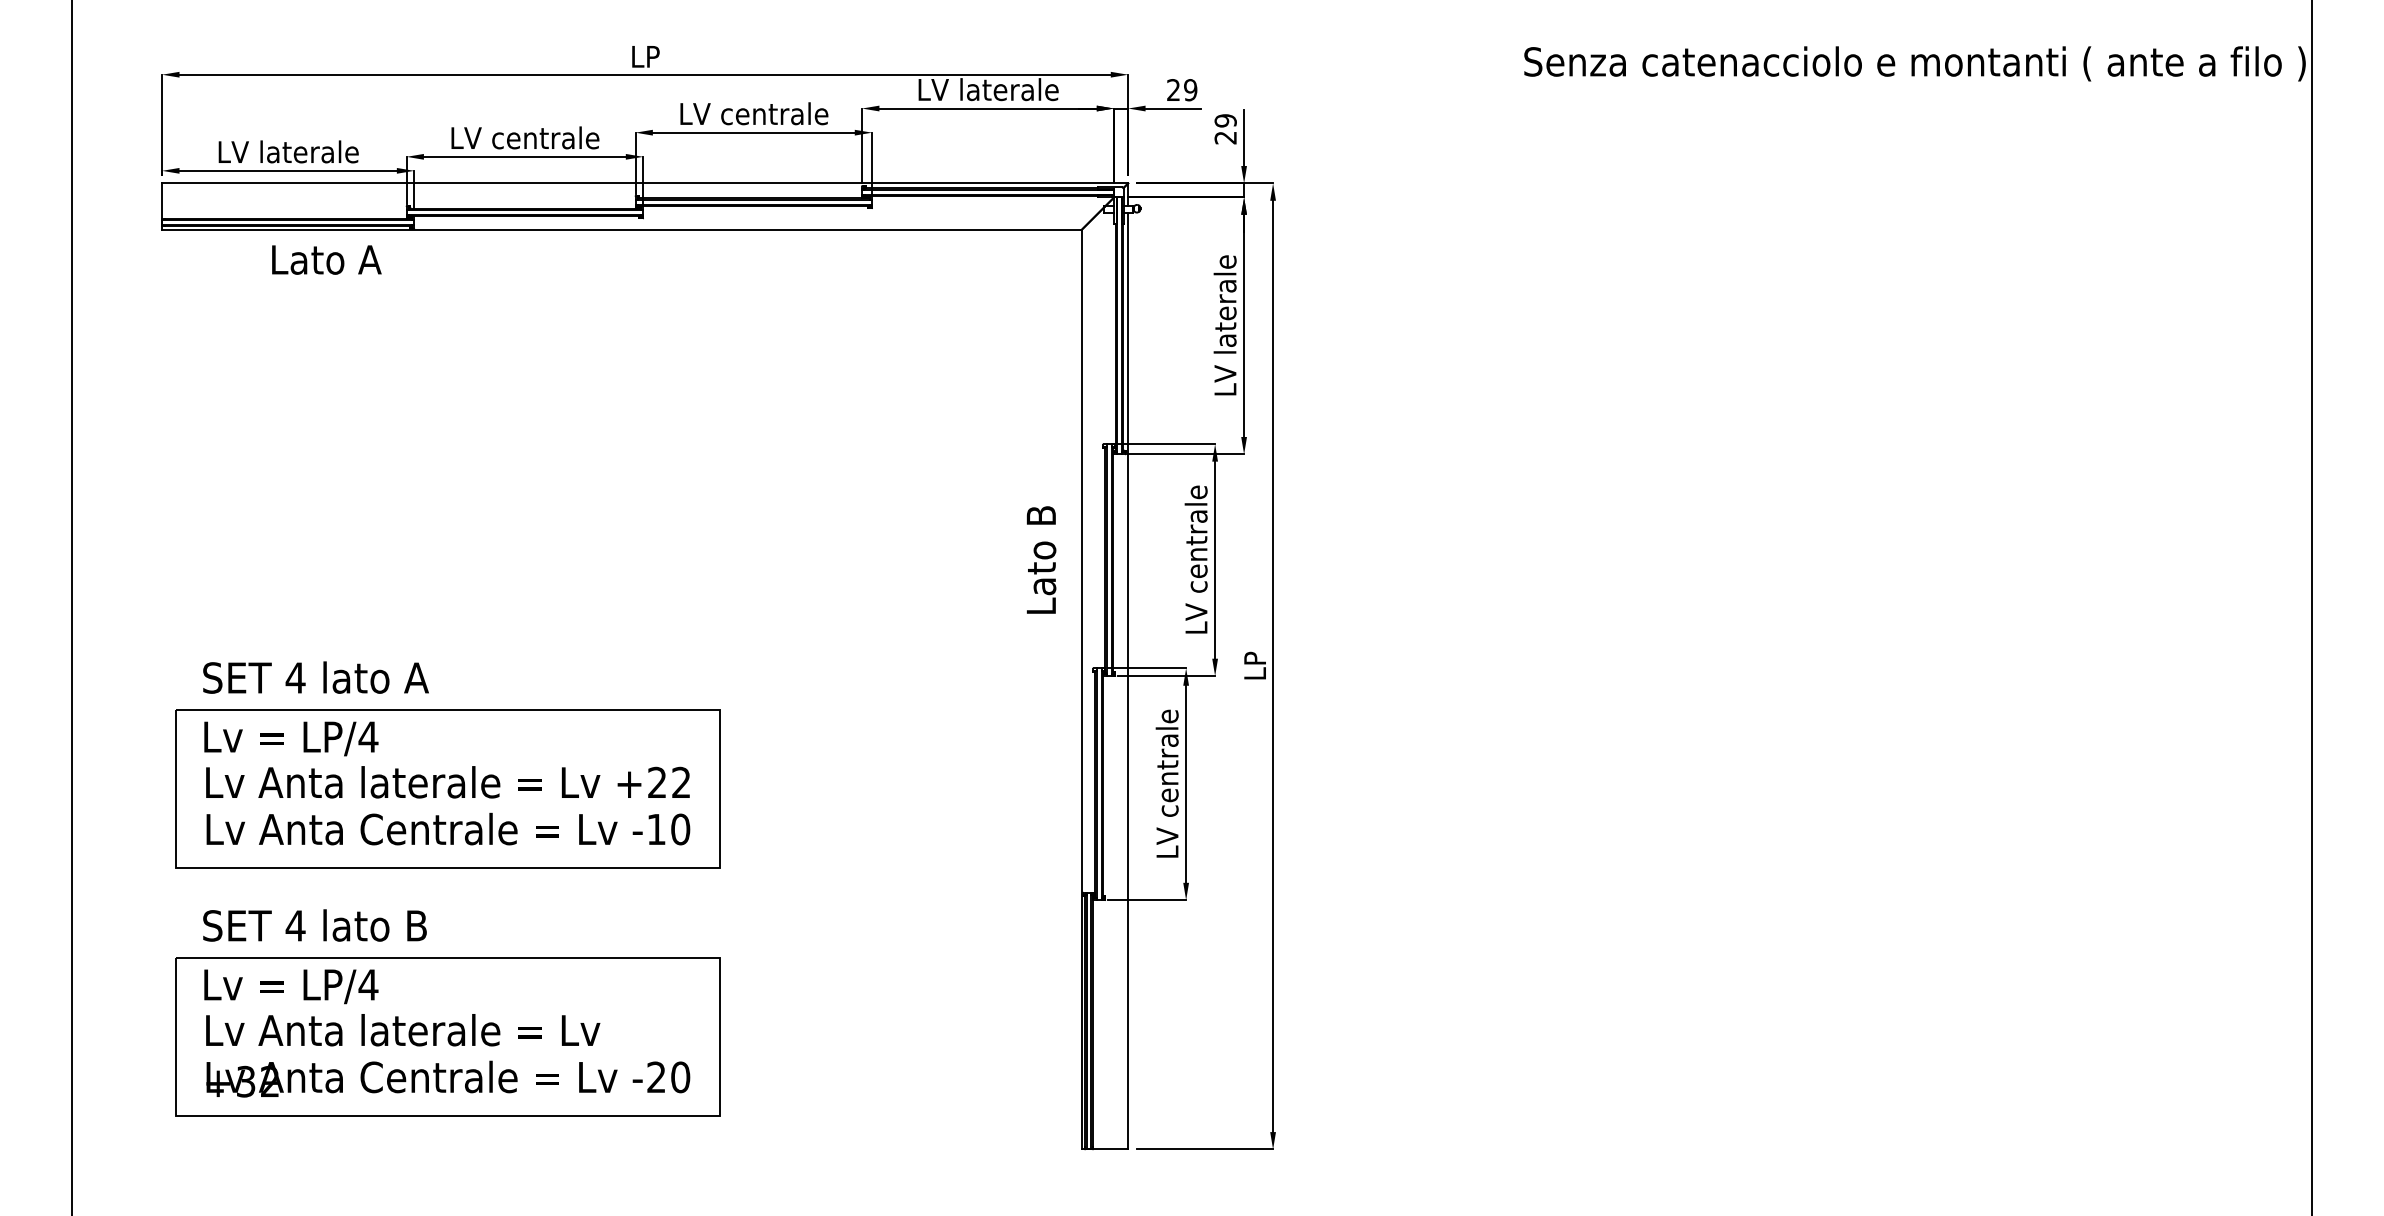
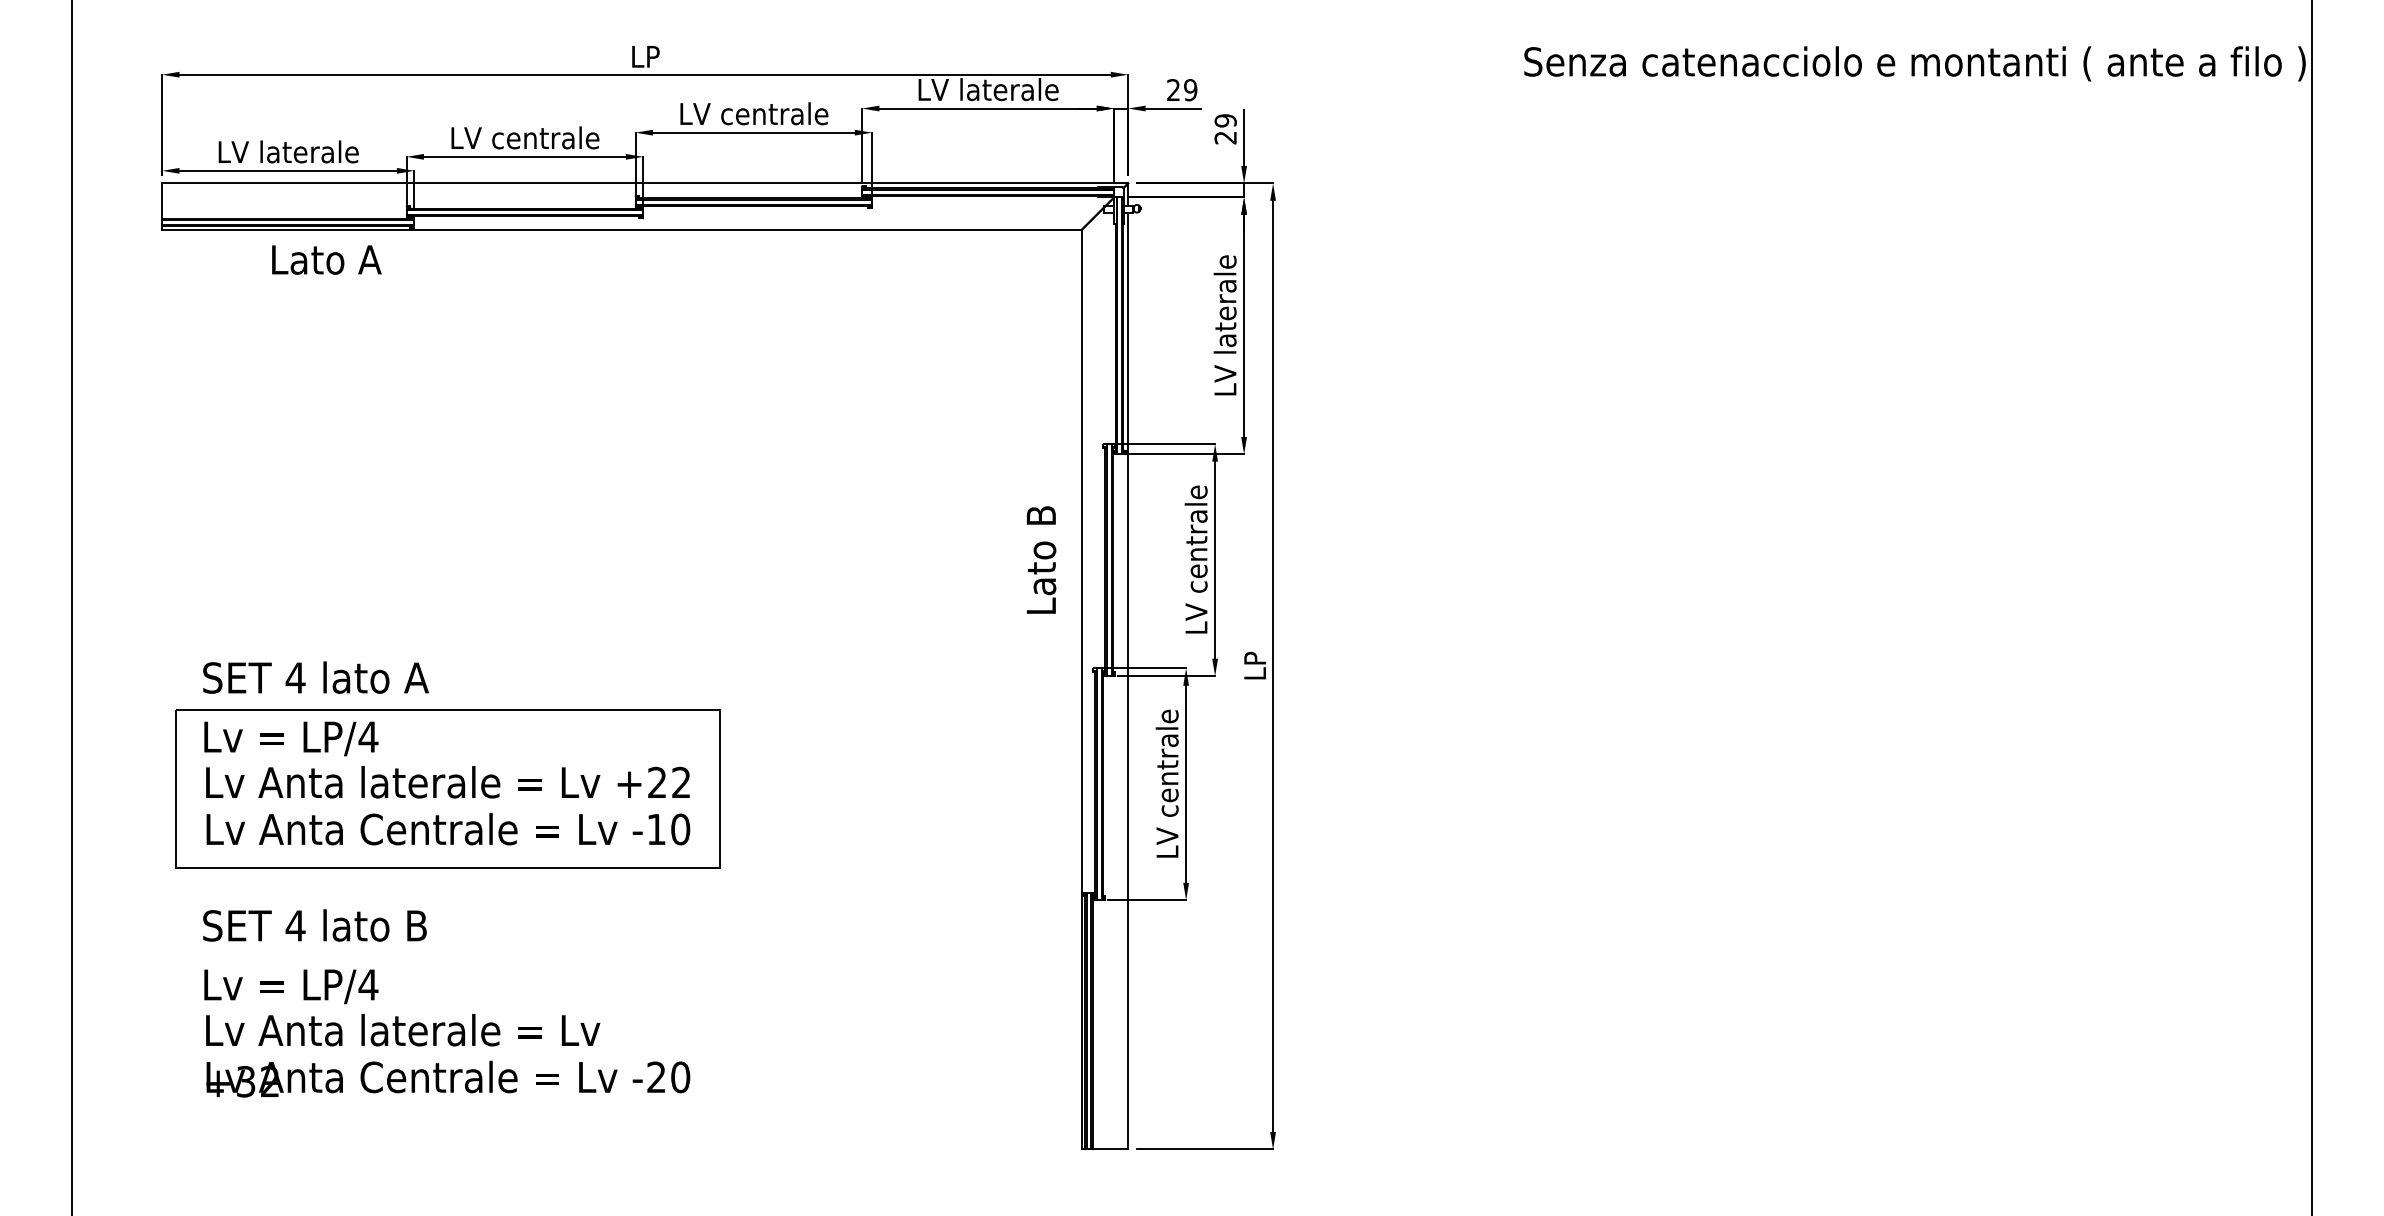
part: present -> none (447, 1036)
